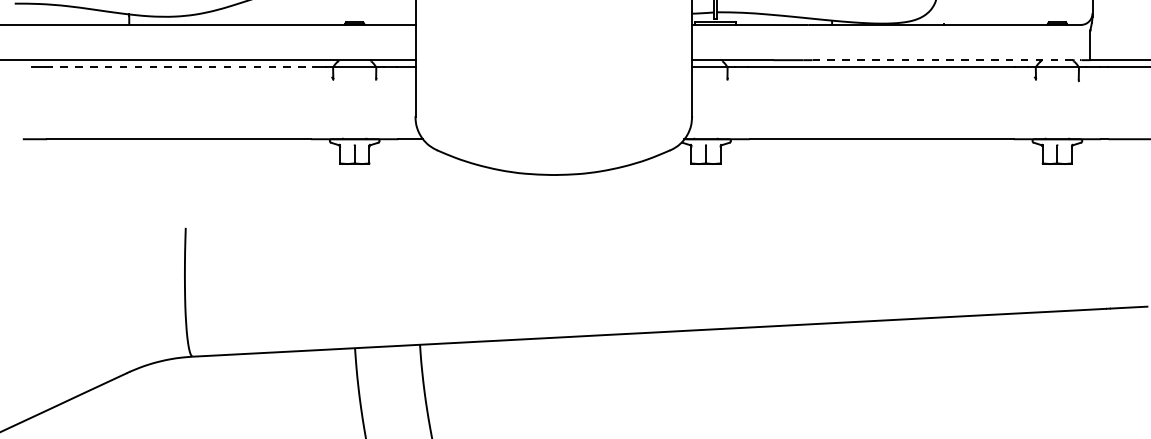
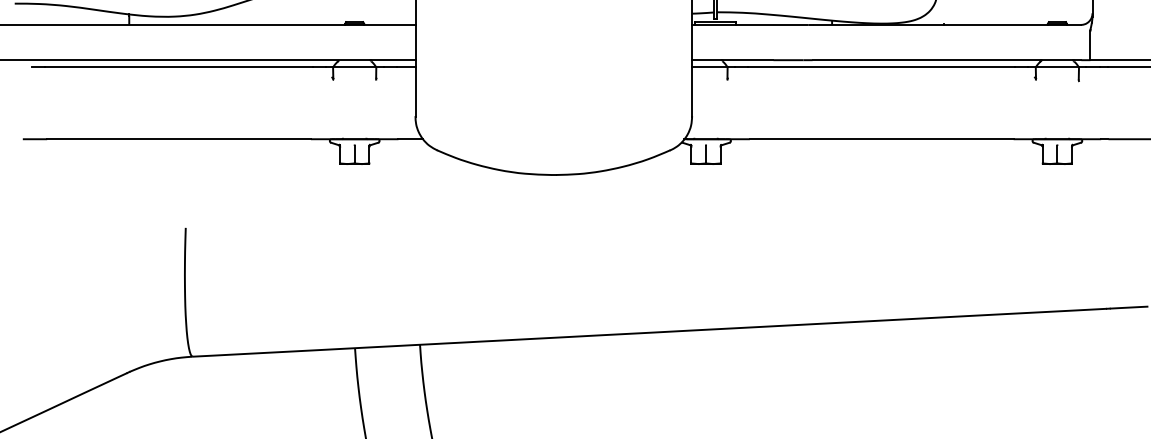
line: dashed -> solid (947, 60)
line: dashed -> solid (179, 67)
